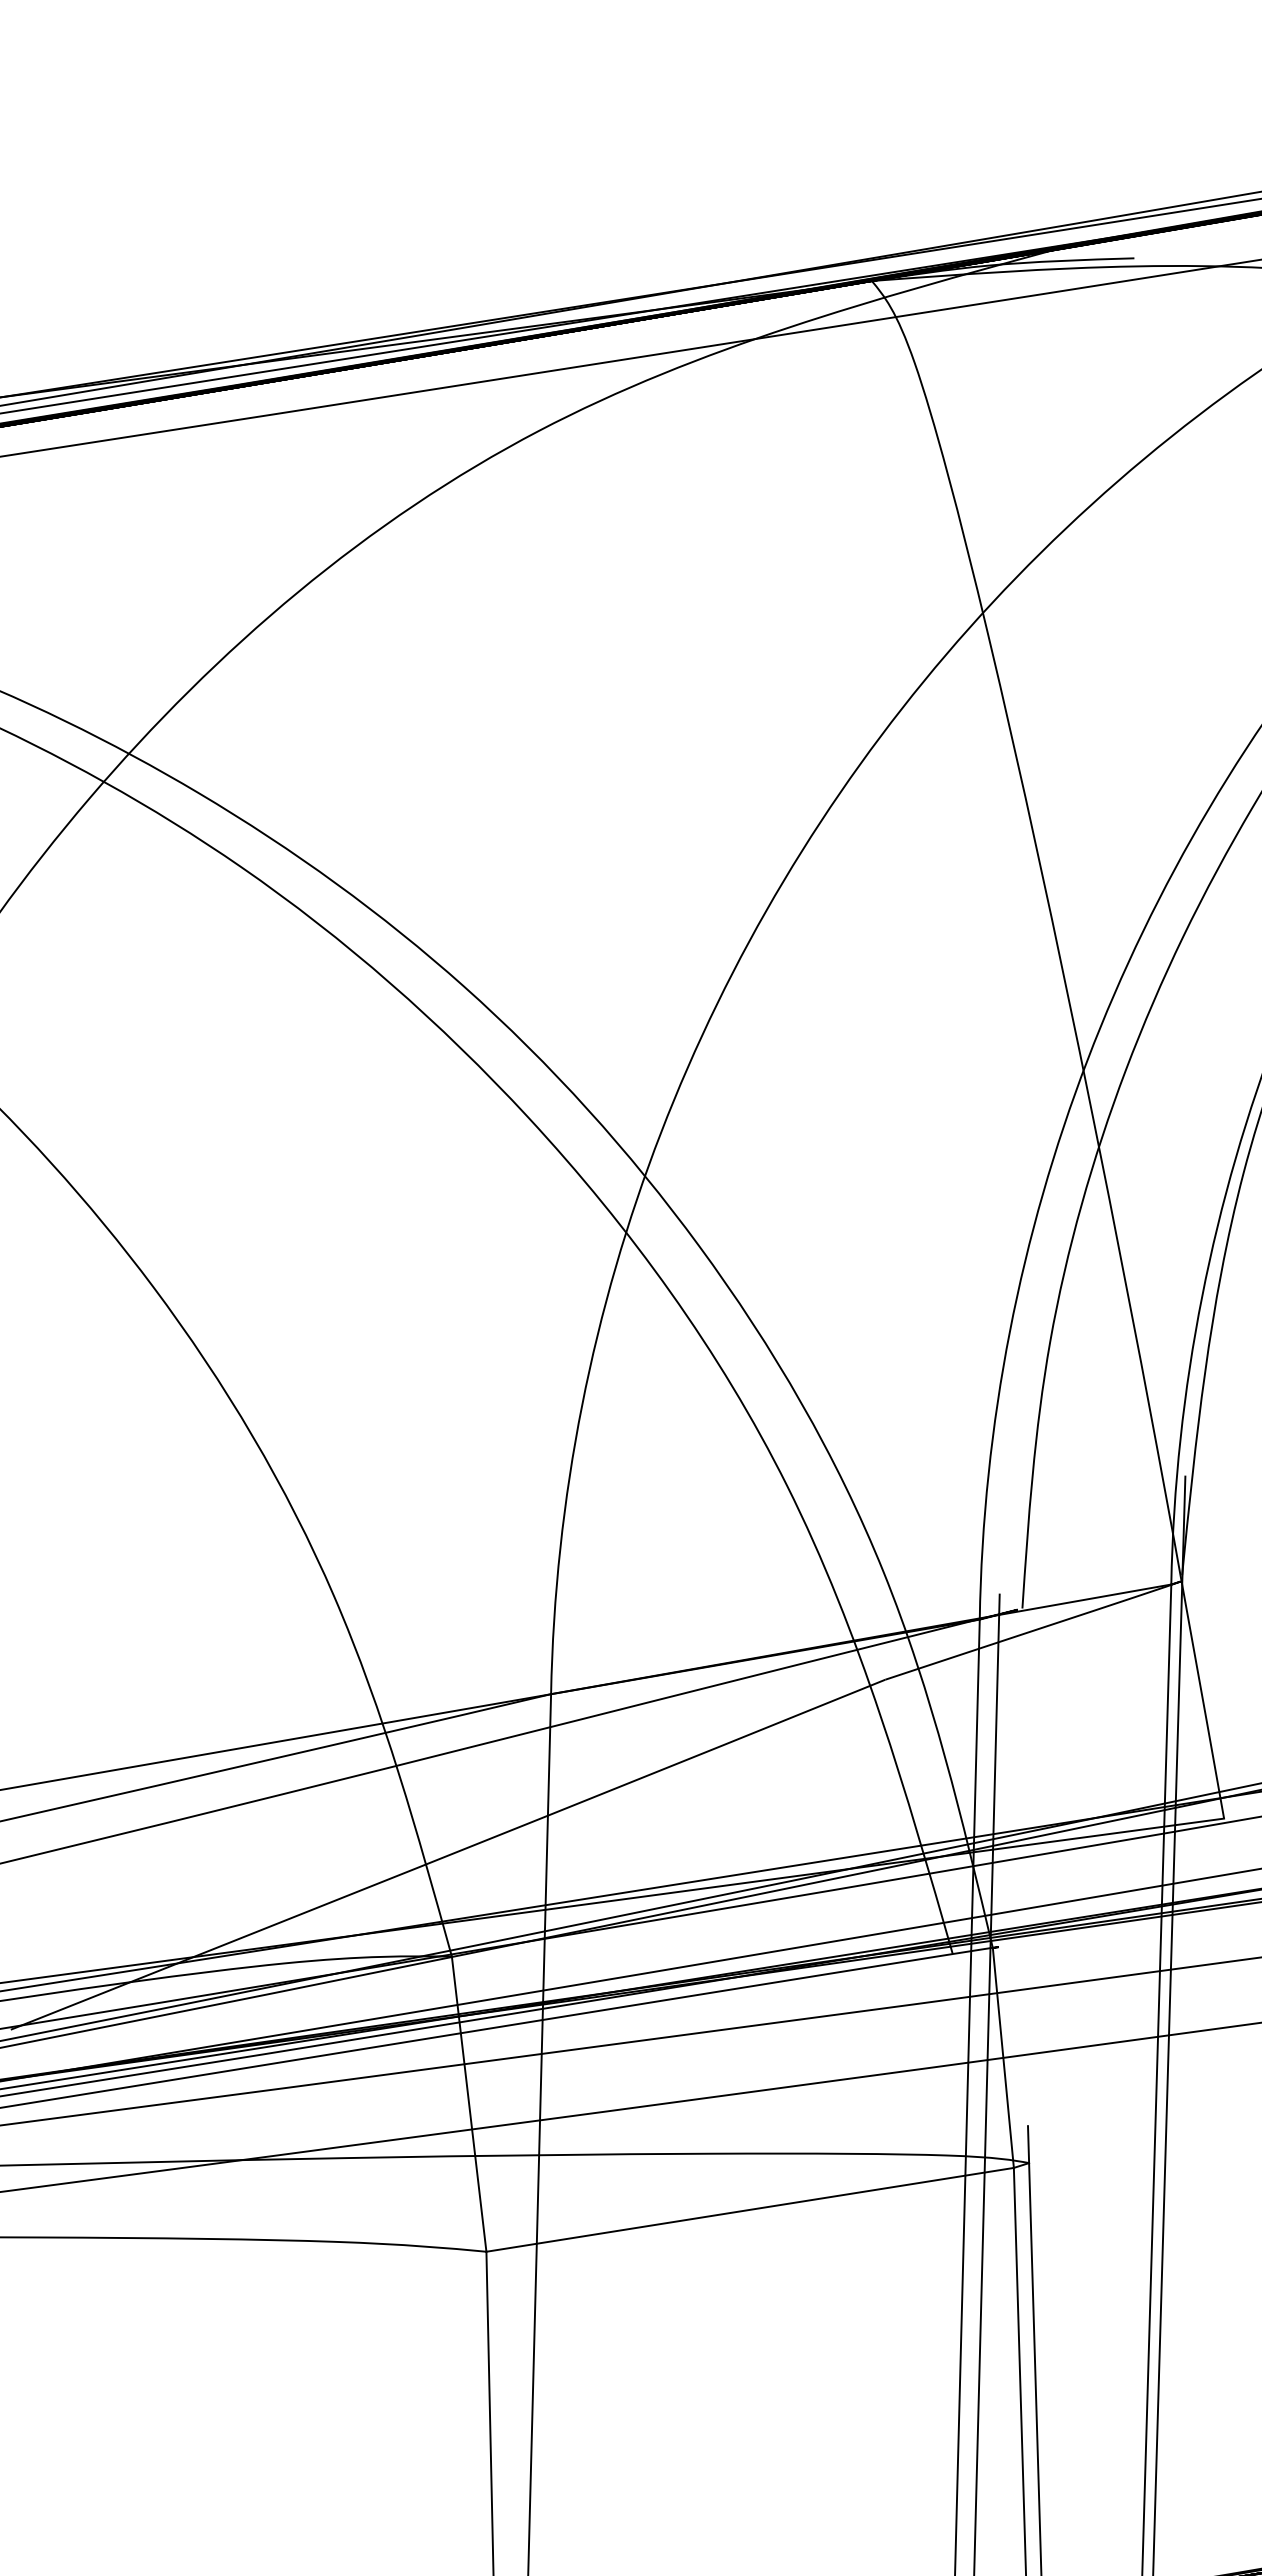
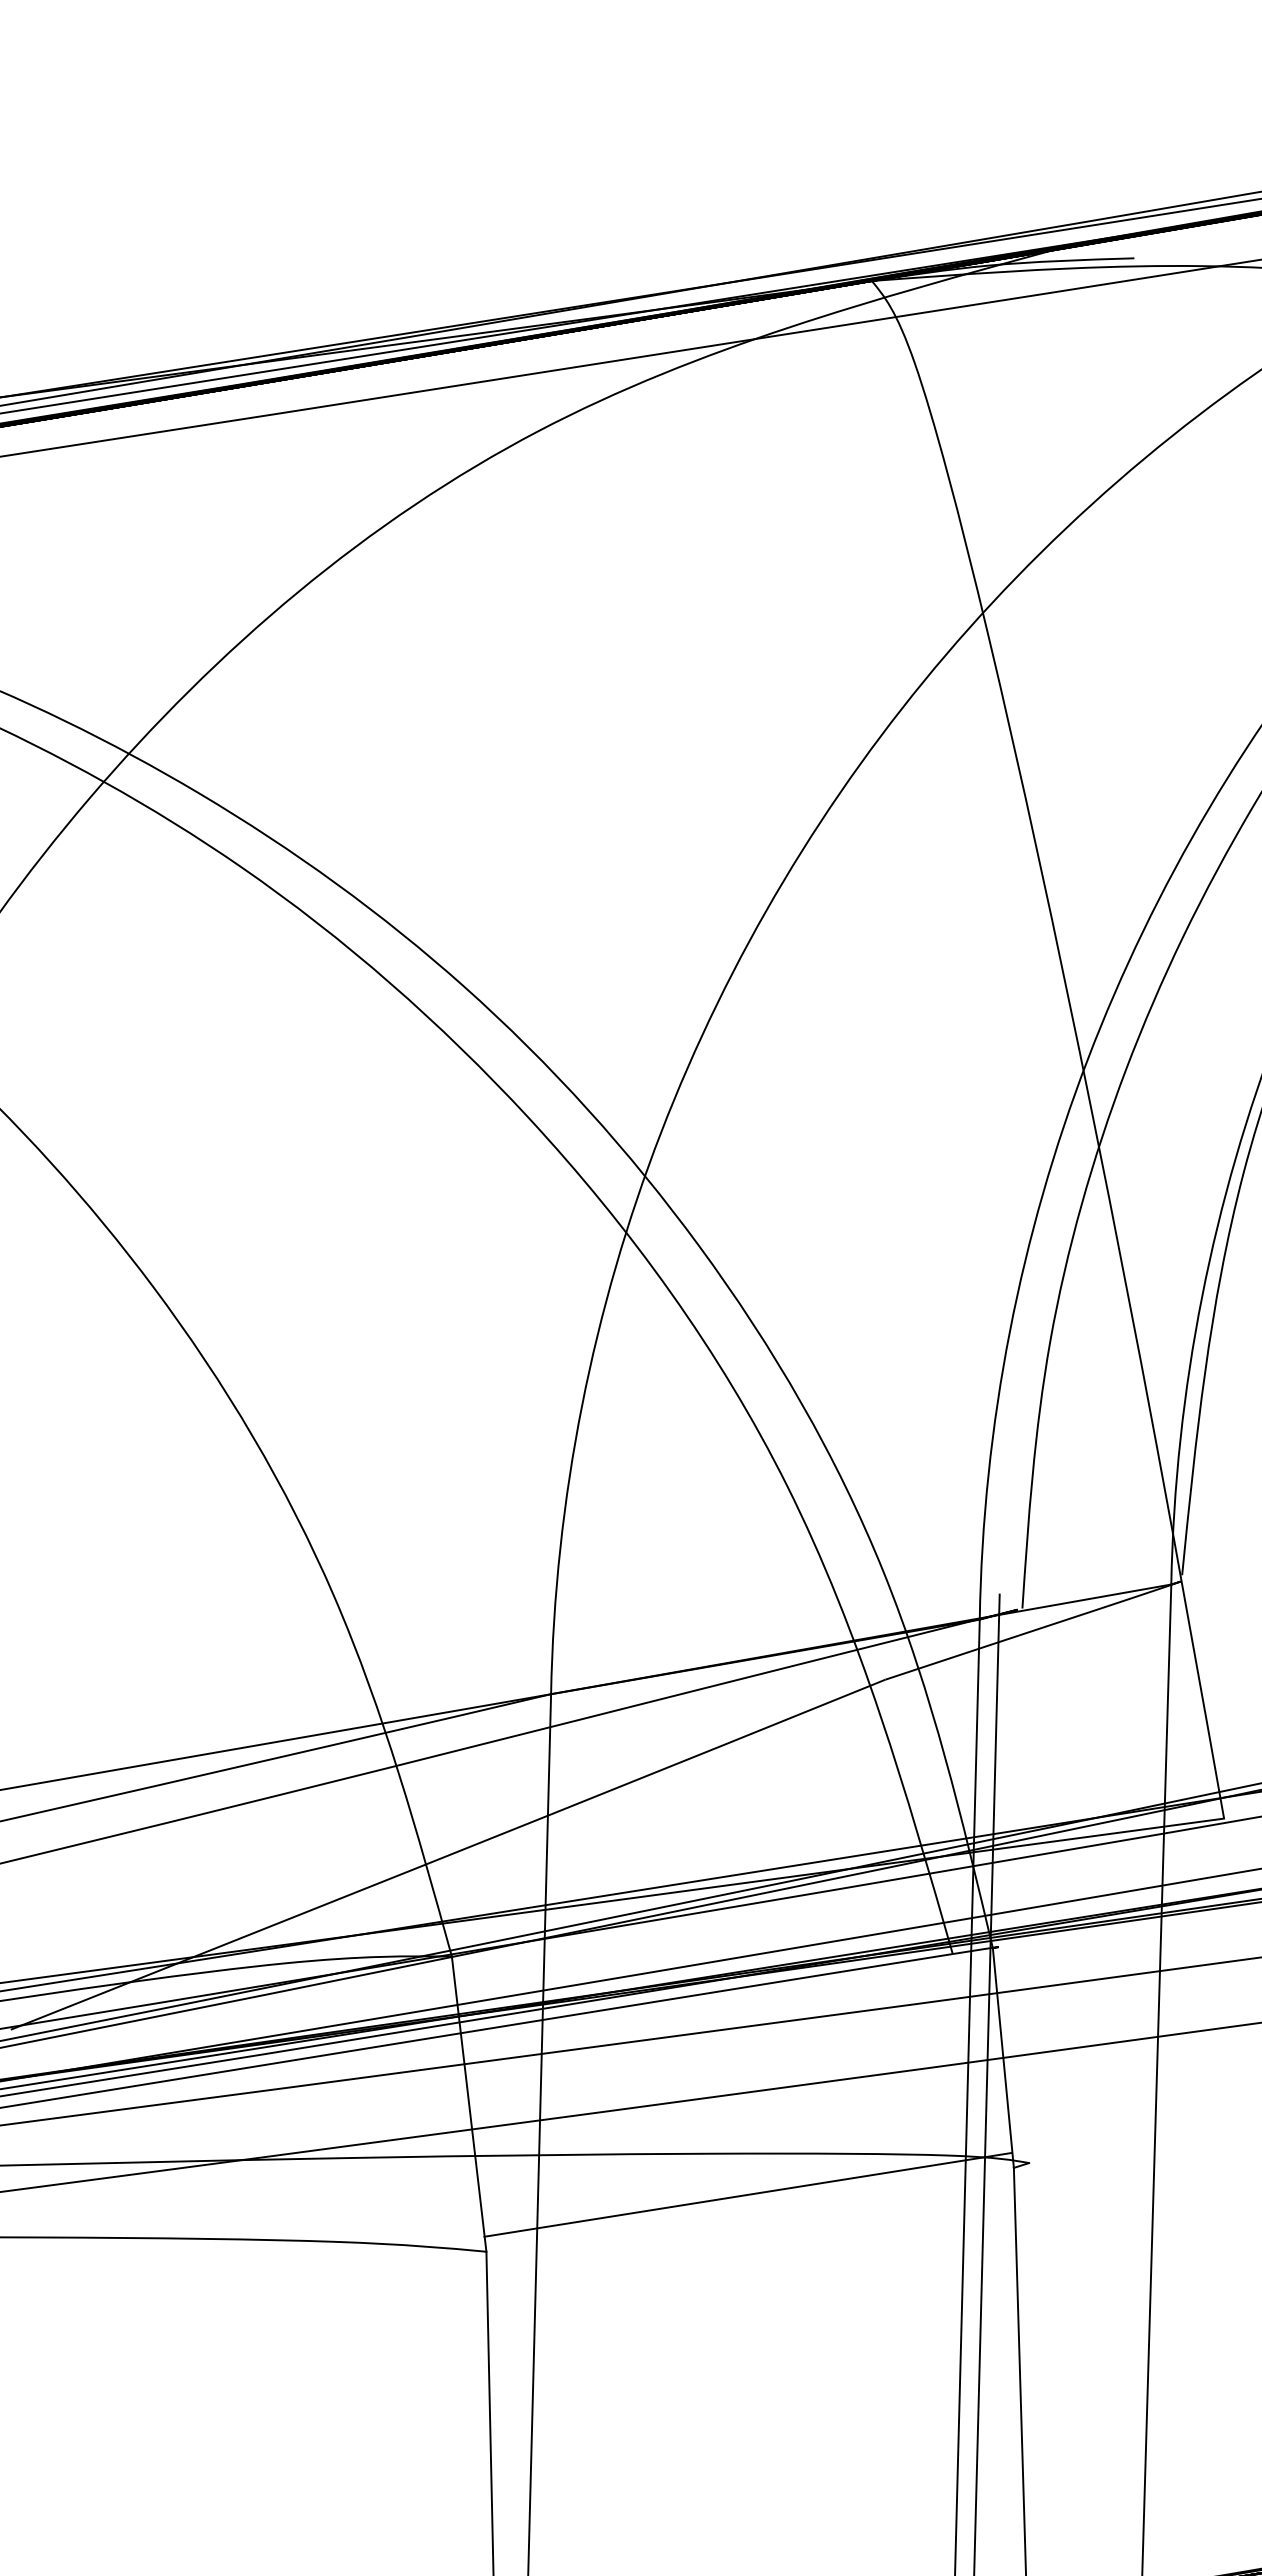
line: present -> none (1169, 2024)
line position: (749, 2209) -> (747, 2194) (747, 2194)
line: present -> none (1034, 2349)
